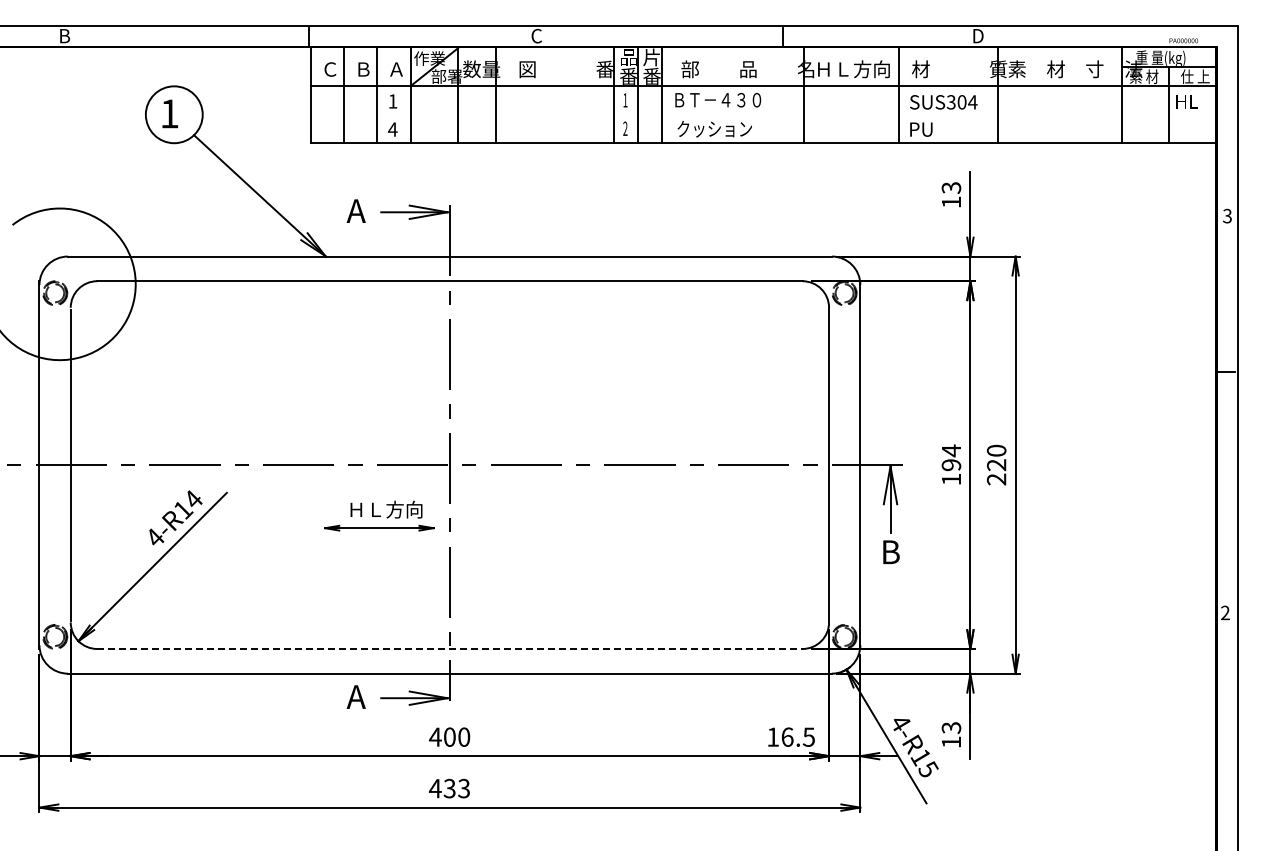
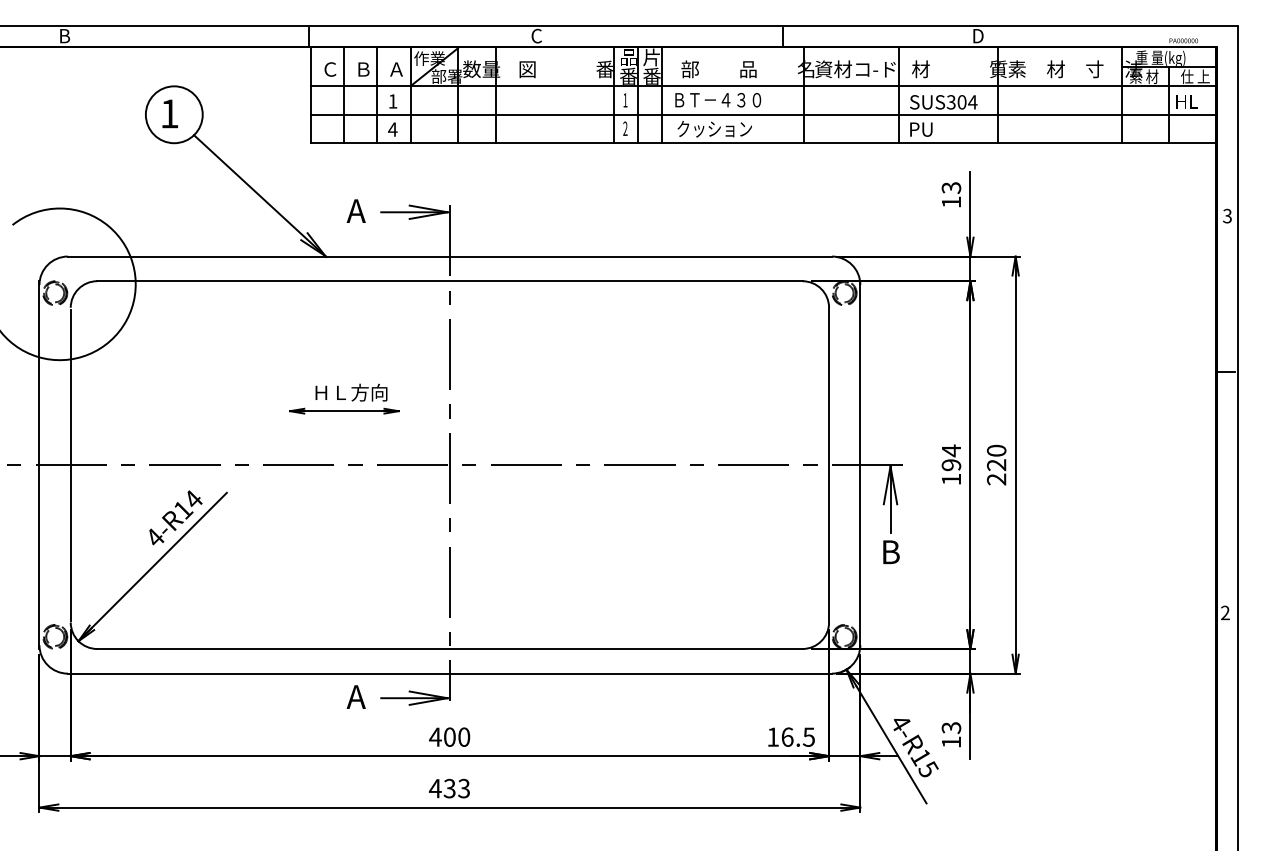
text: ＨＬ方向 -> 資材コ-ド (855, 69)
line: none -> present (763, 114)
part position: (379, 515) -> (344, 398) (344, 398)
line: dashed -> solid (449, 649)
